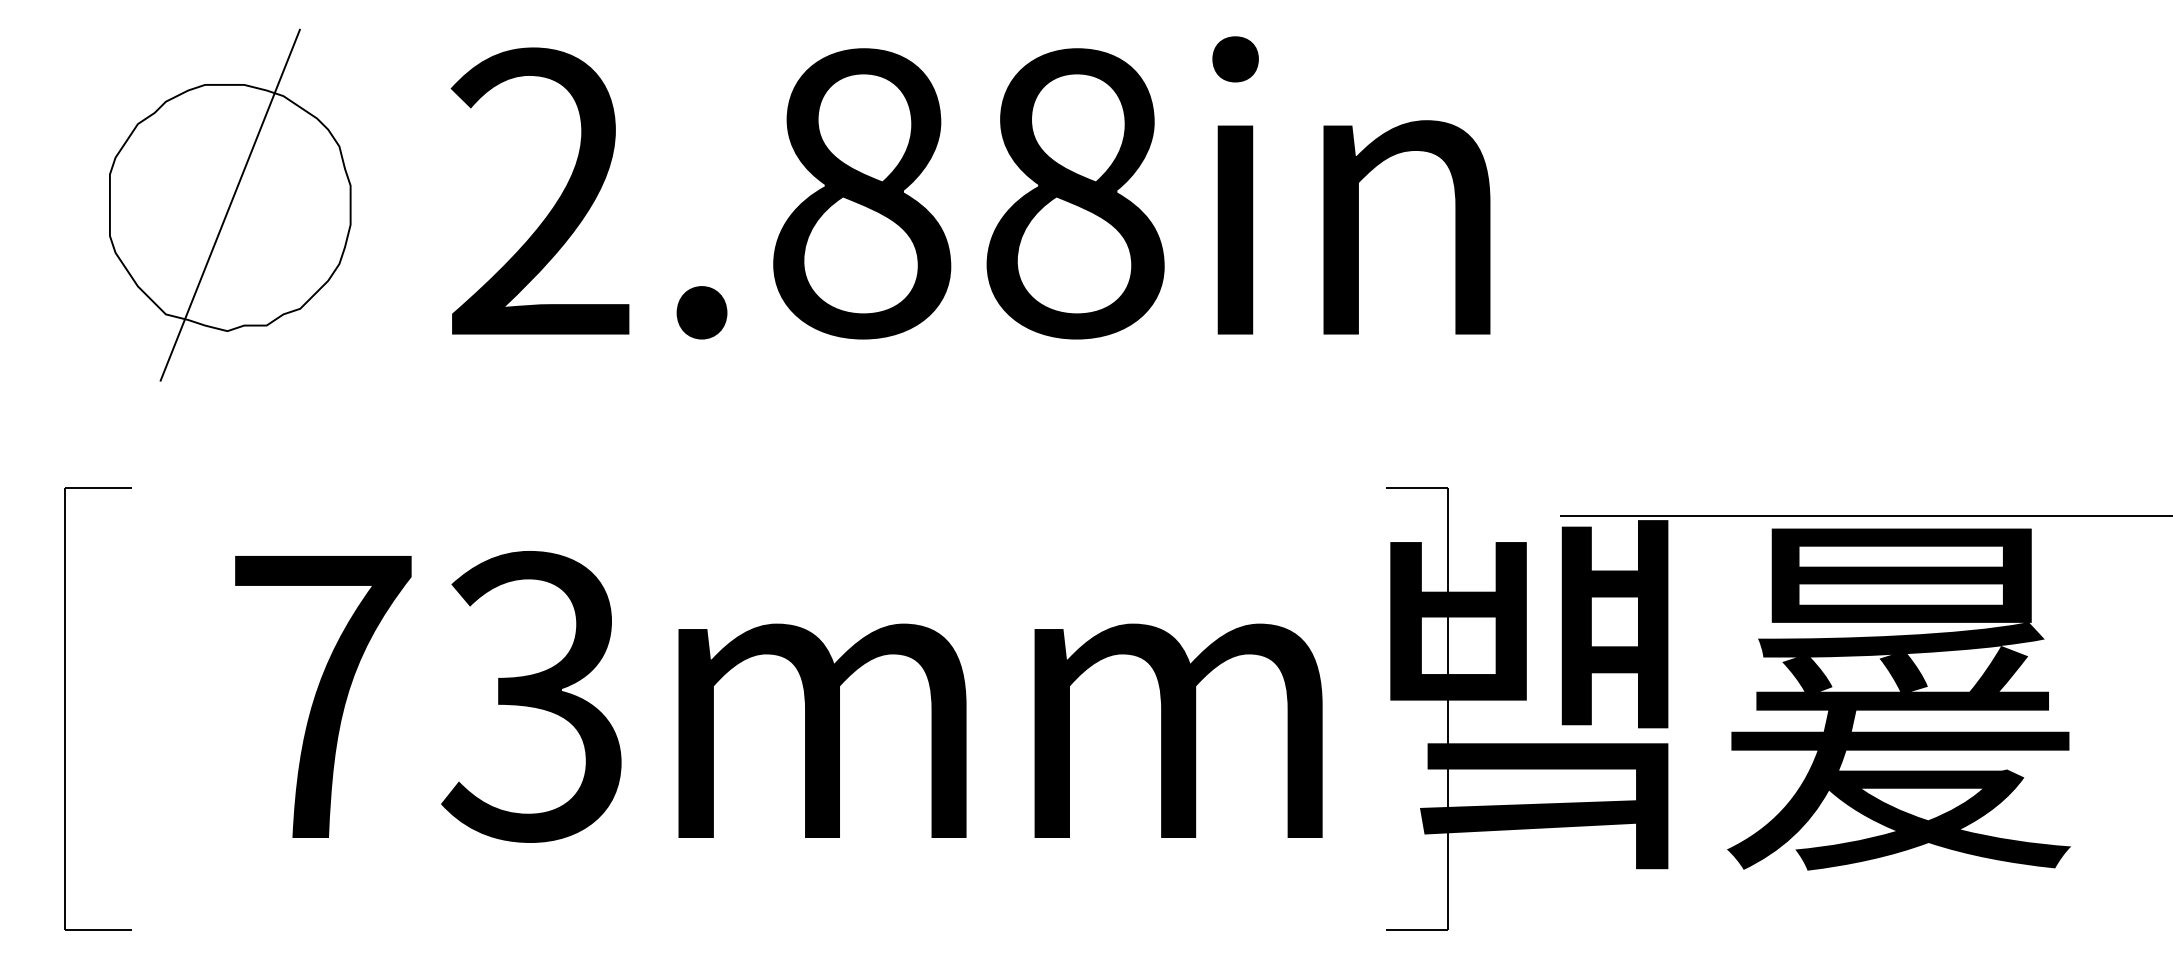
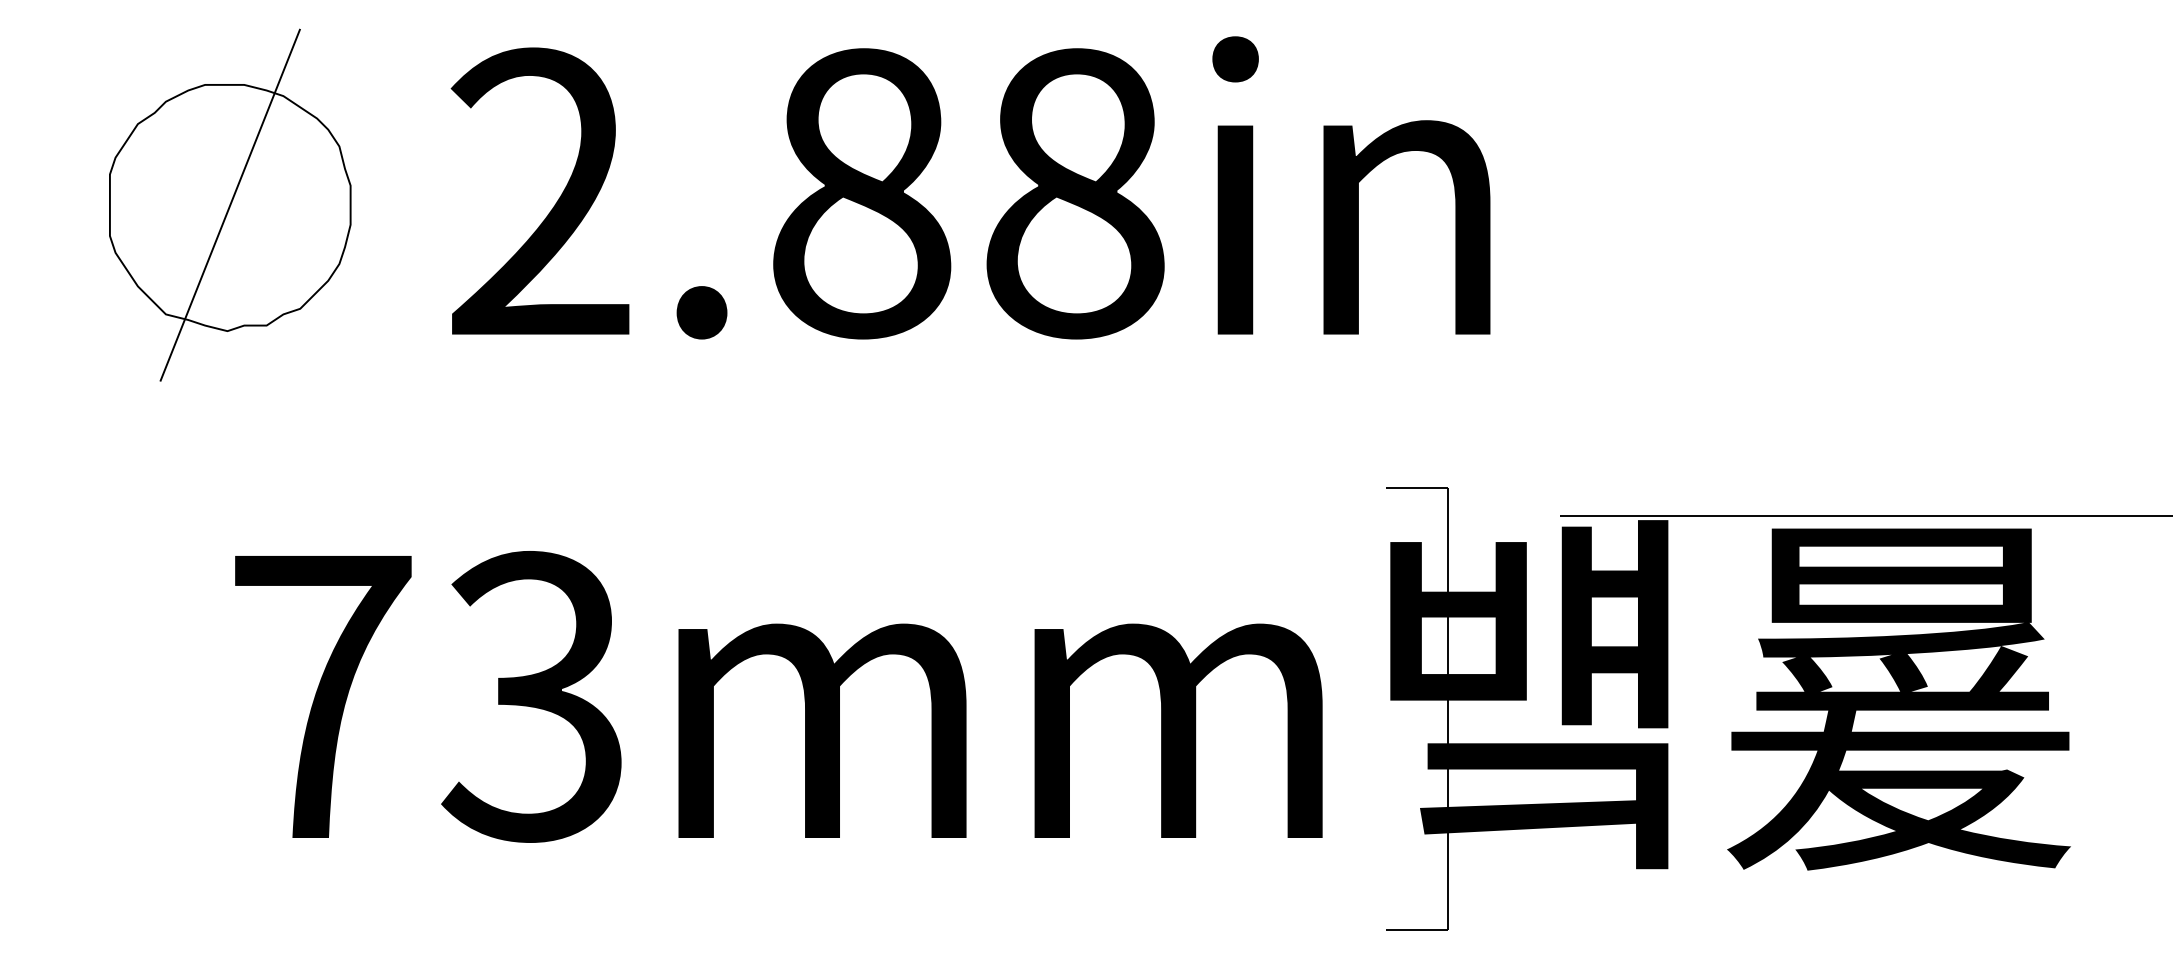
part: present -> none (65, 708)
